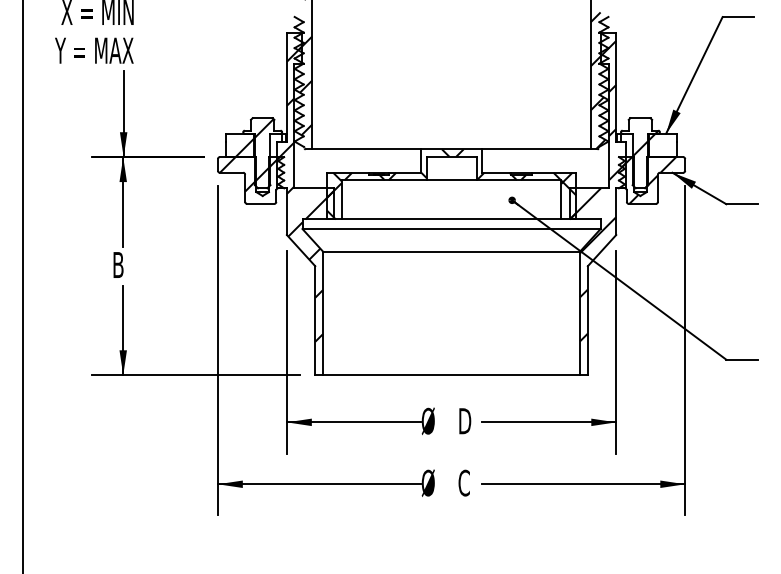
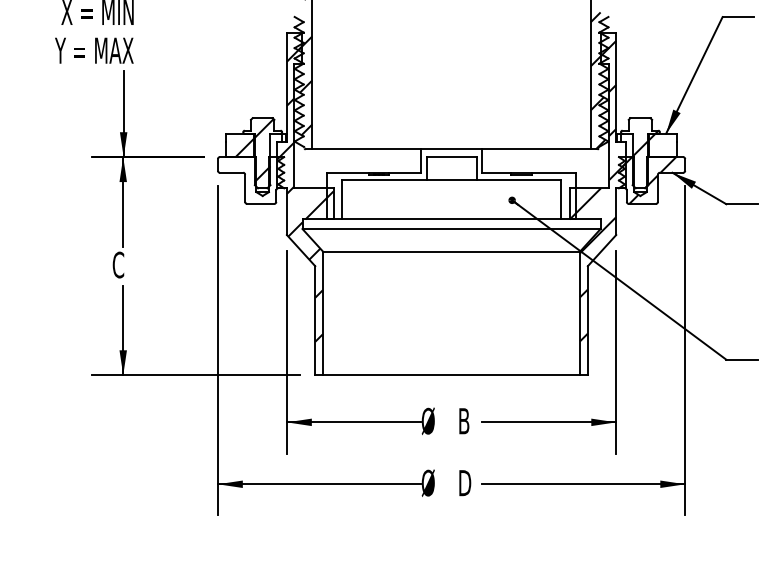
hatch: present -> none (249, 174)
hatch: present -> none (451, 184)
text: B -> C (118, 264)
line: present -> none (23, 286)
text: D -> B (466, 421)
text: C -> D (464, 482)
